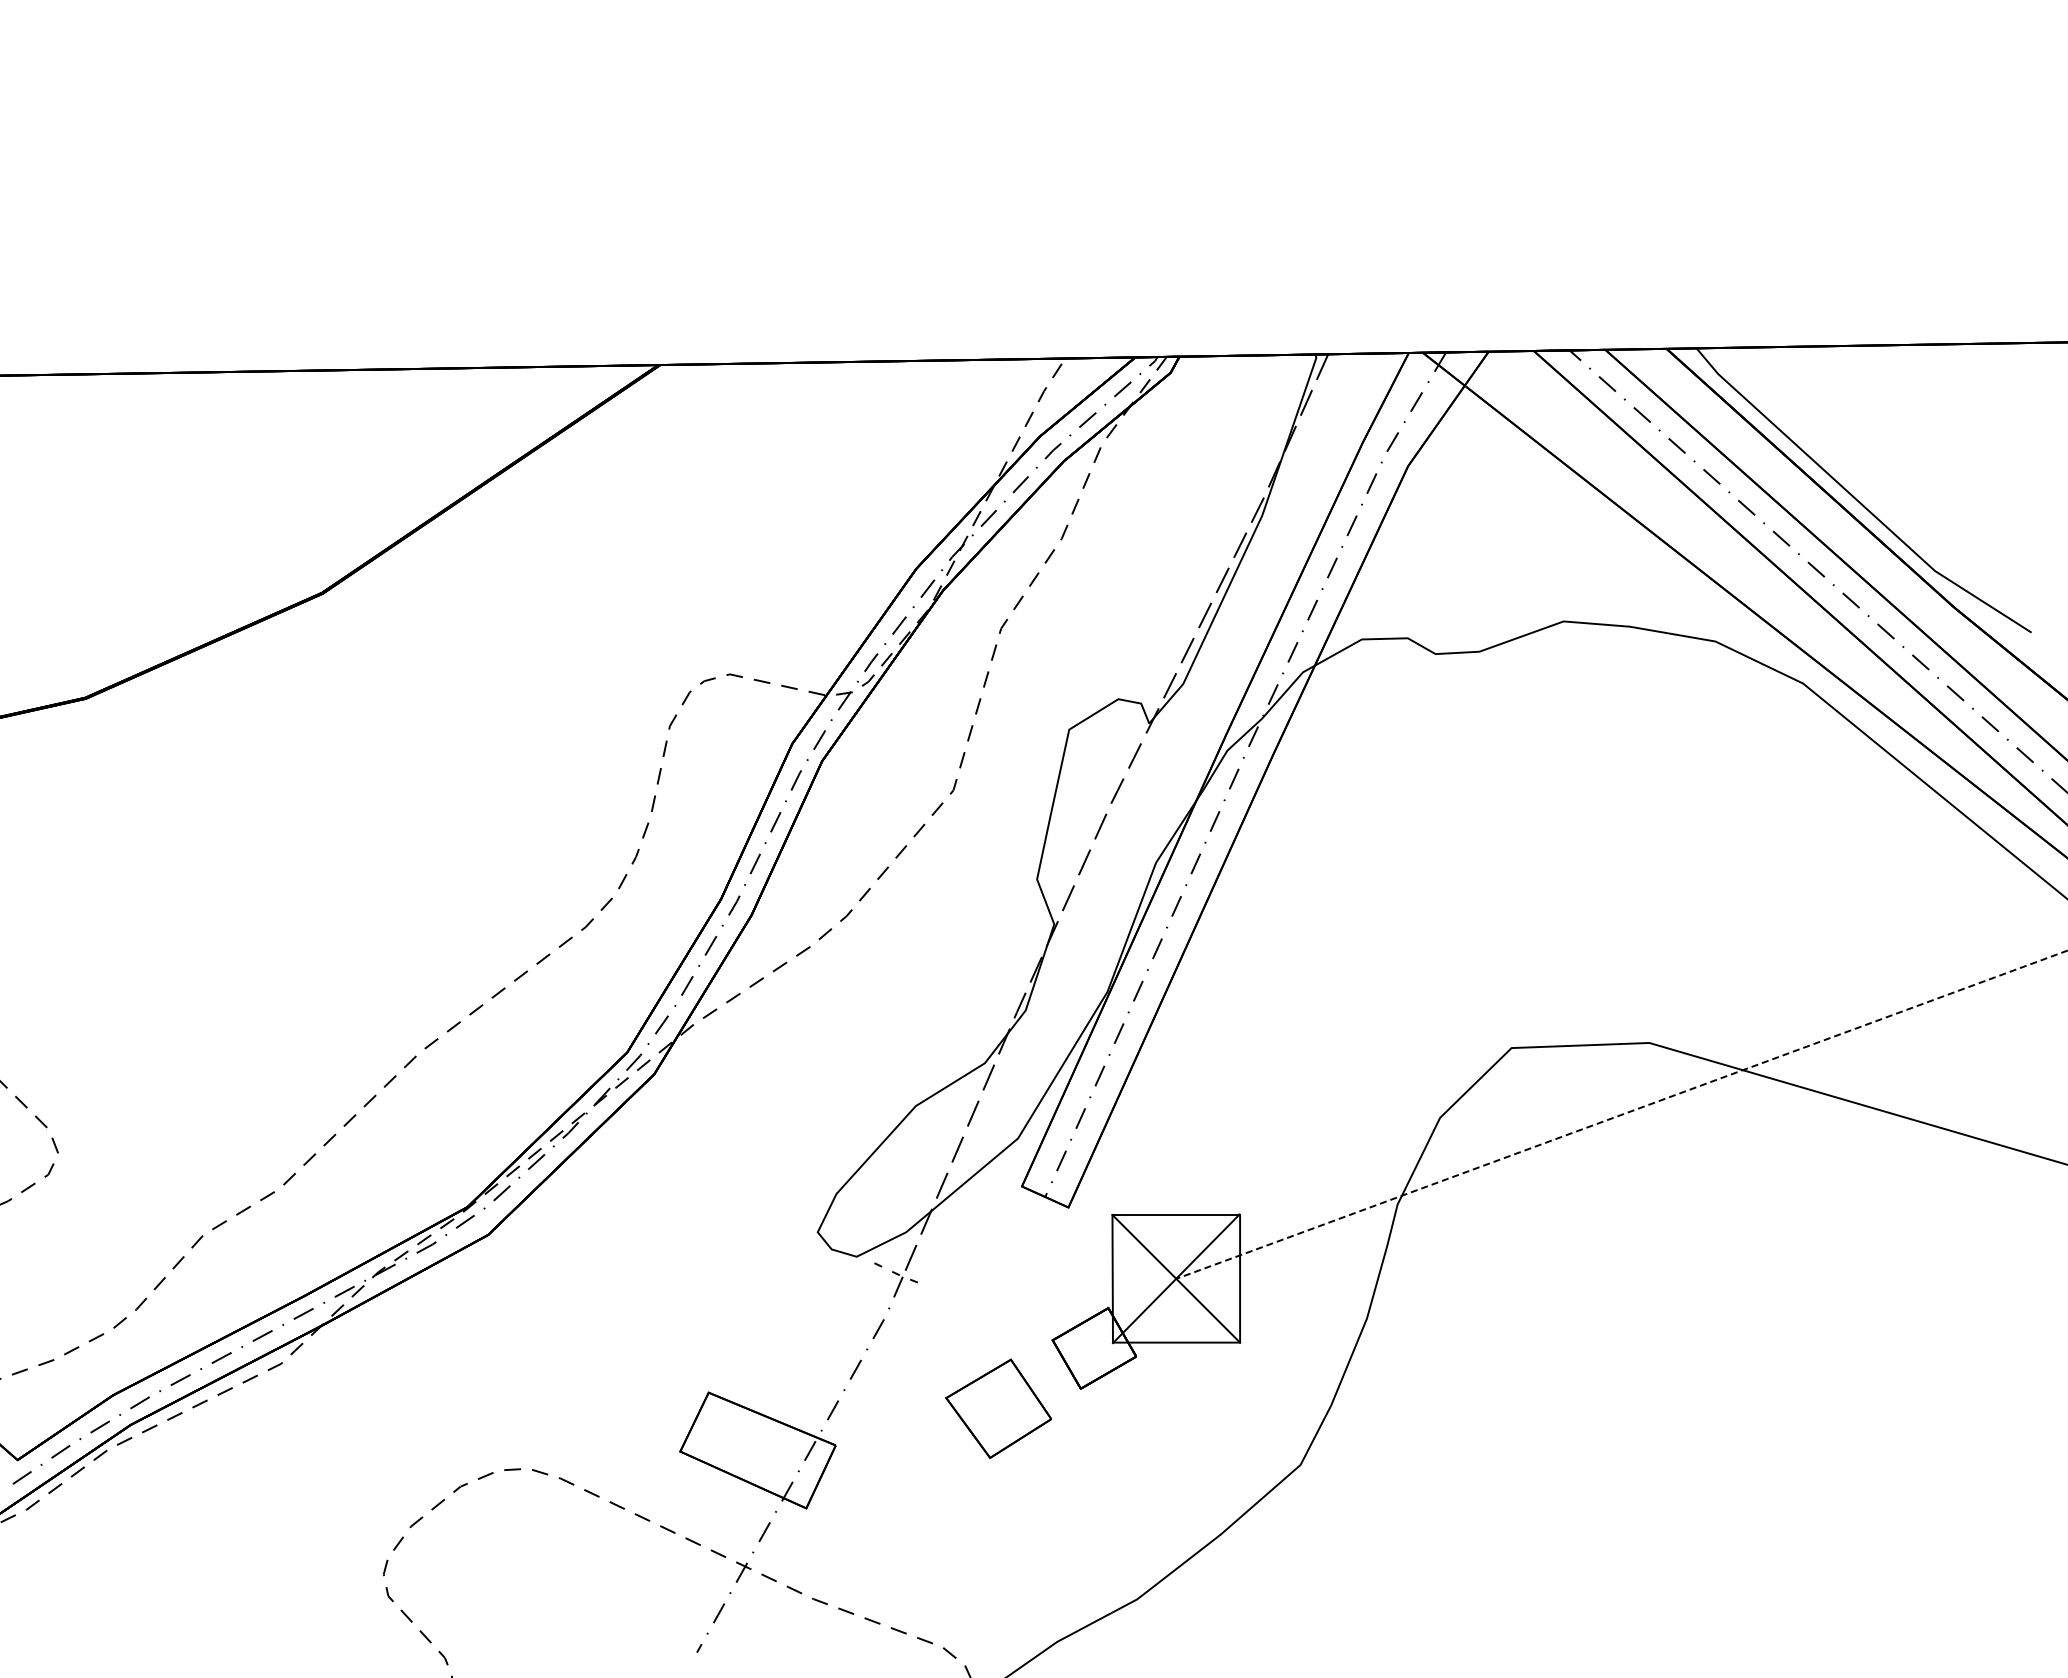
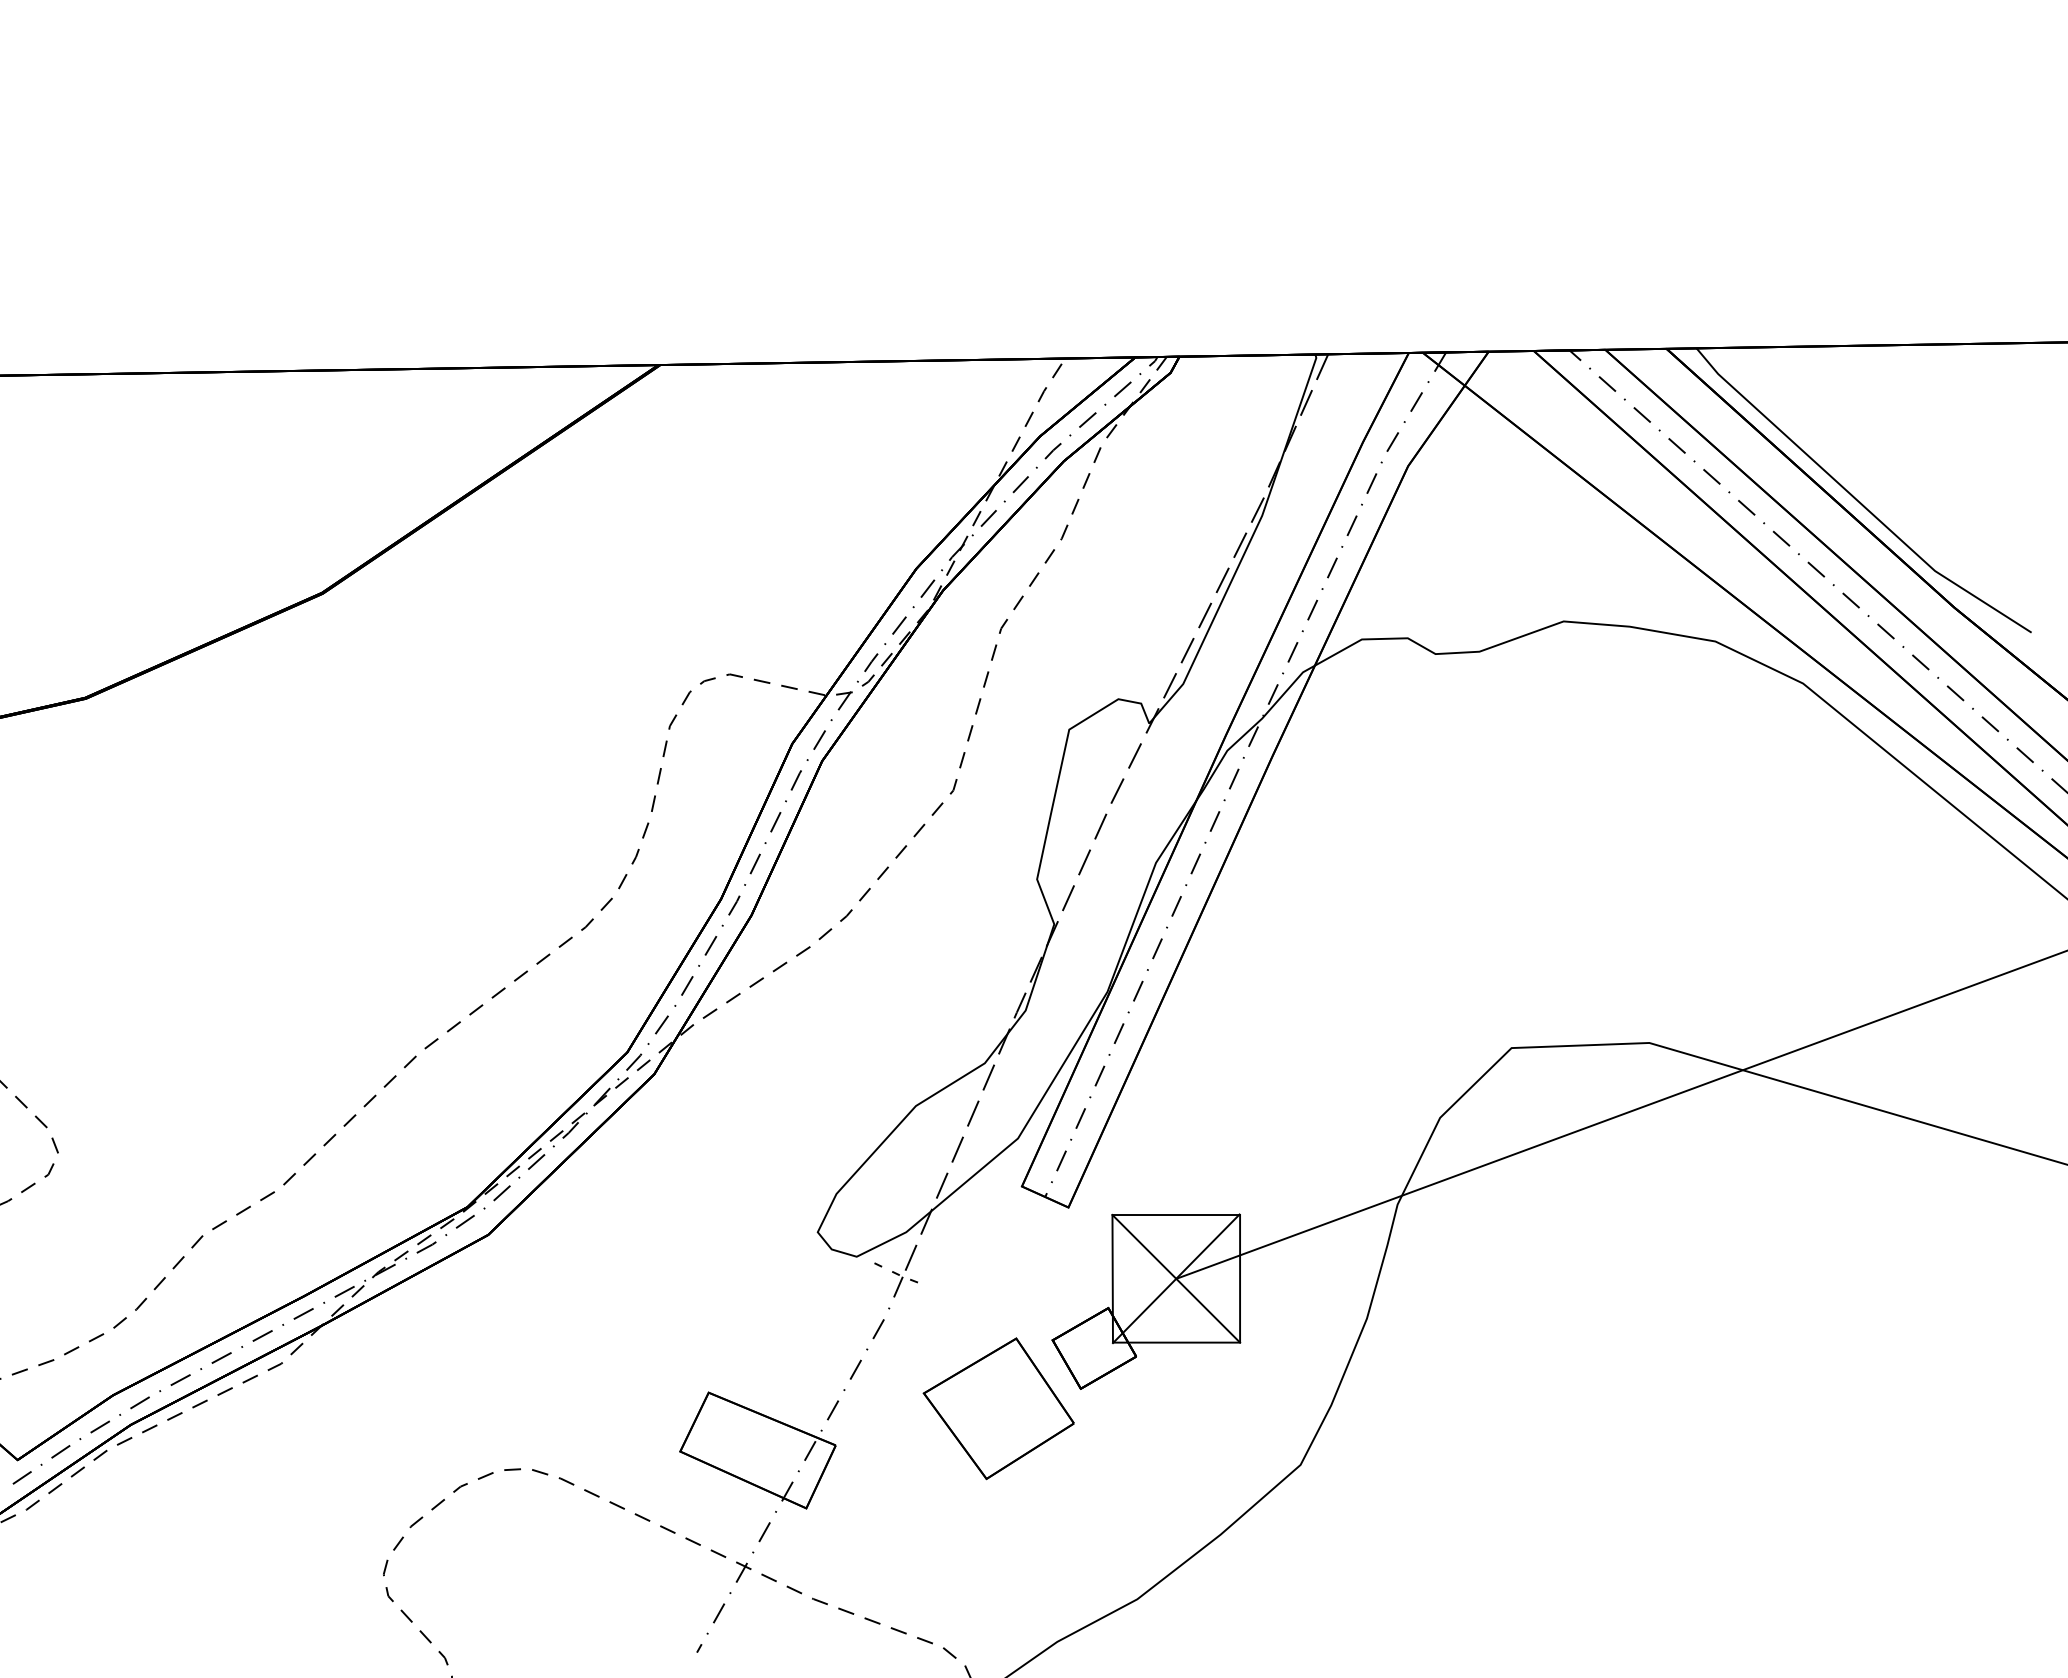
line: dashed -> solid (1621, 1114)
part size: 107x101 px -> 153x144 px (998, 1408)
